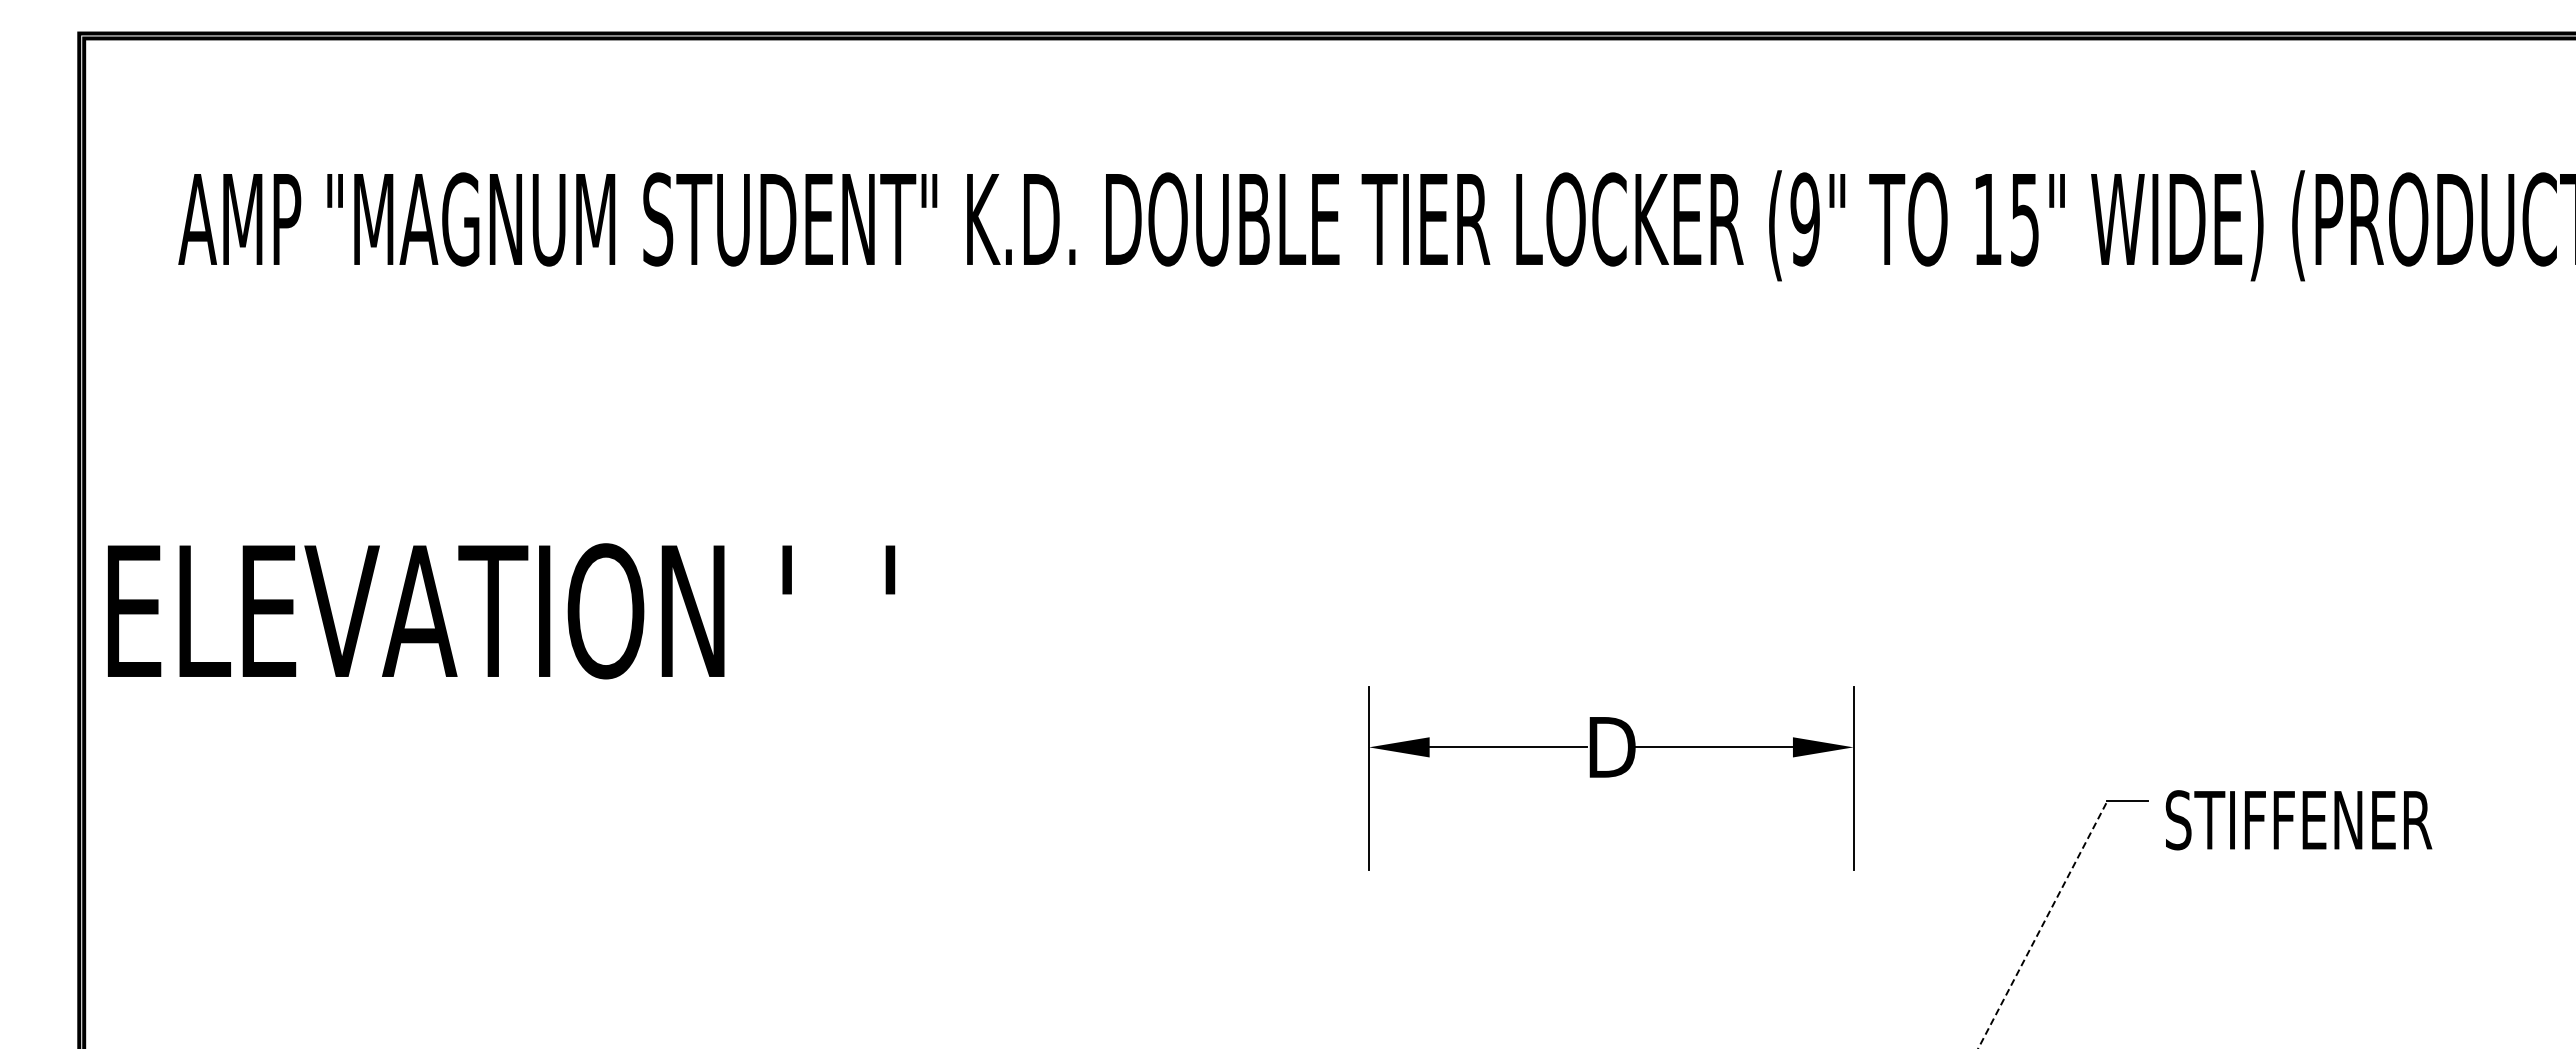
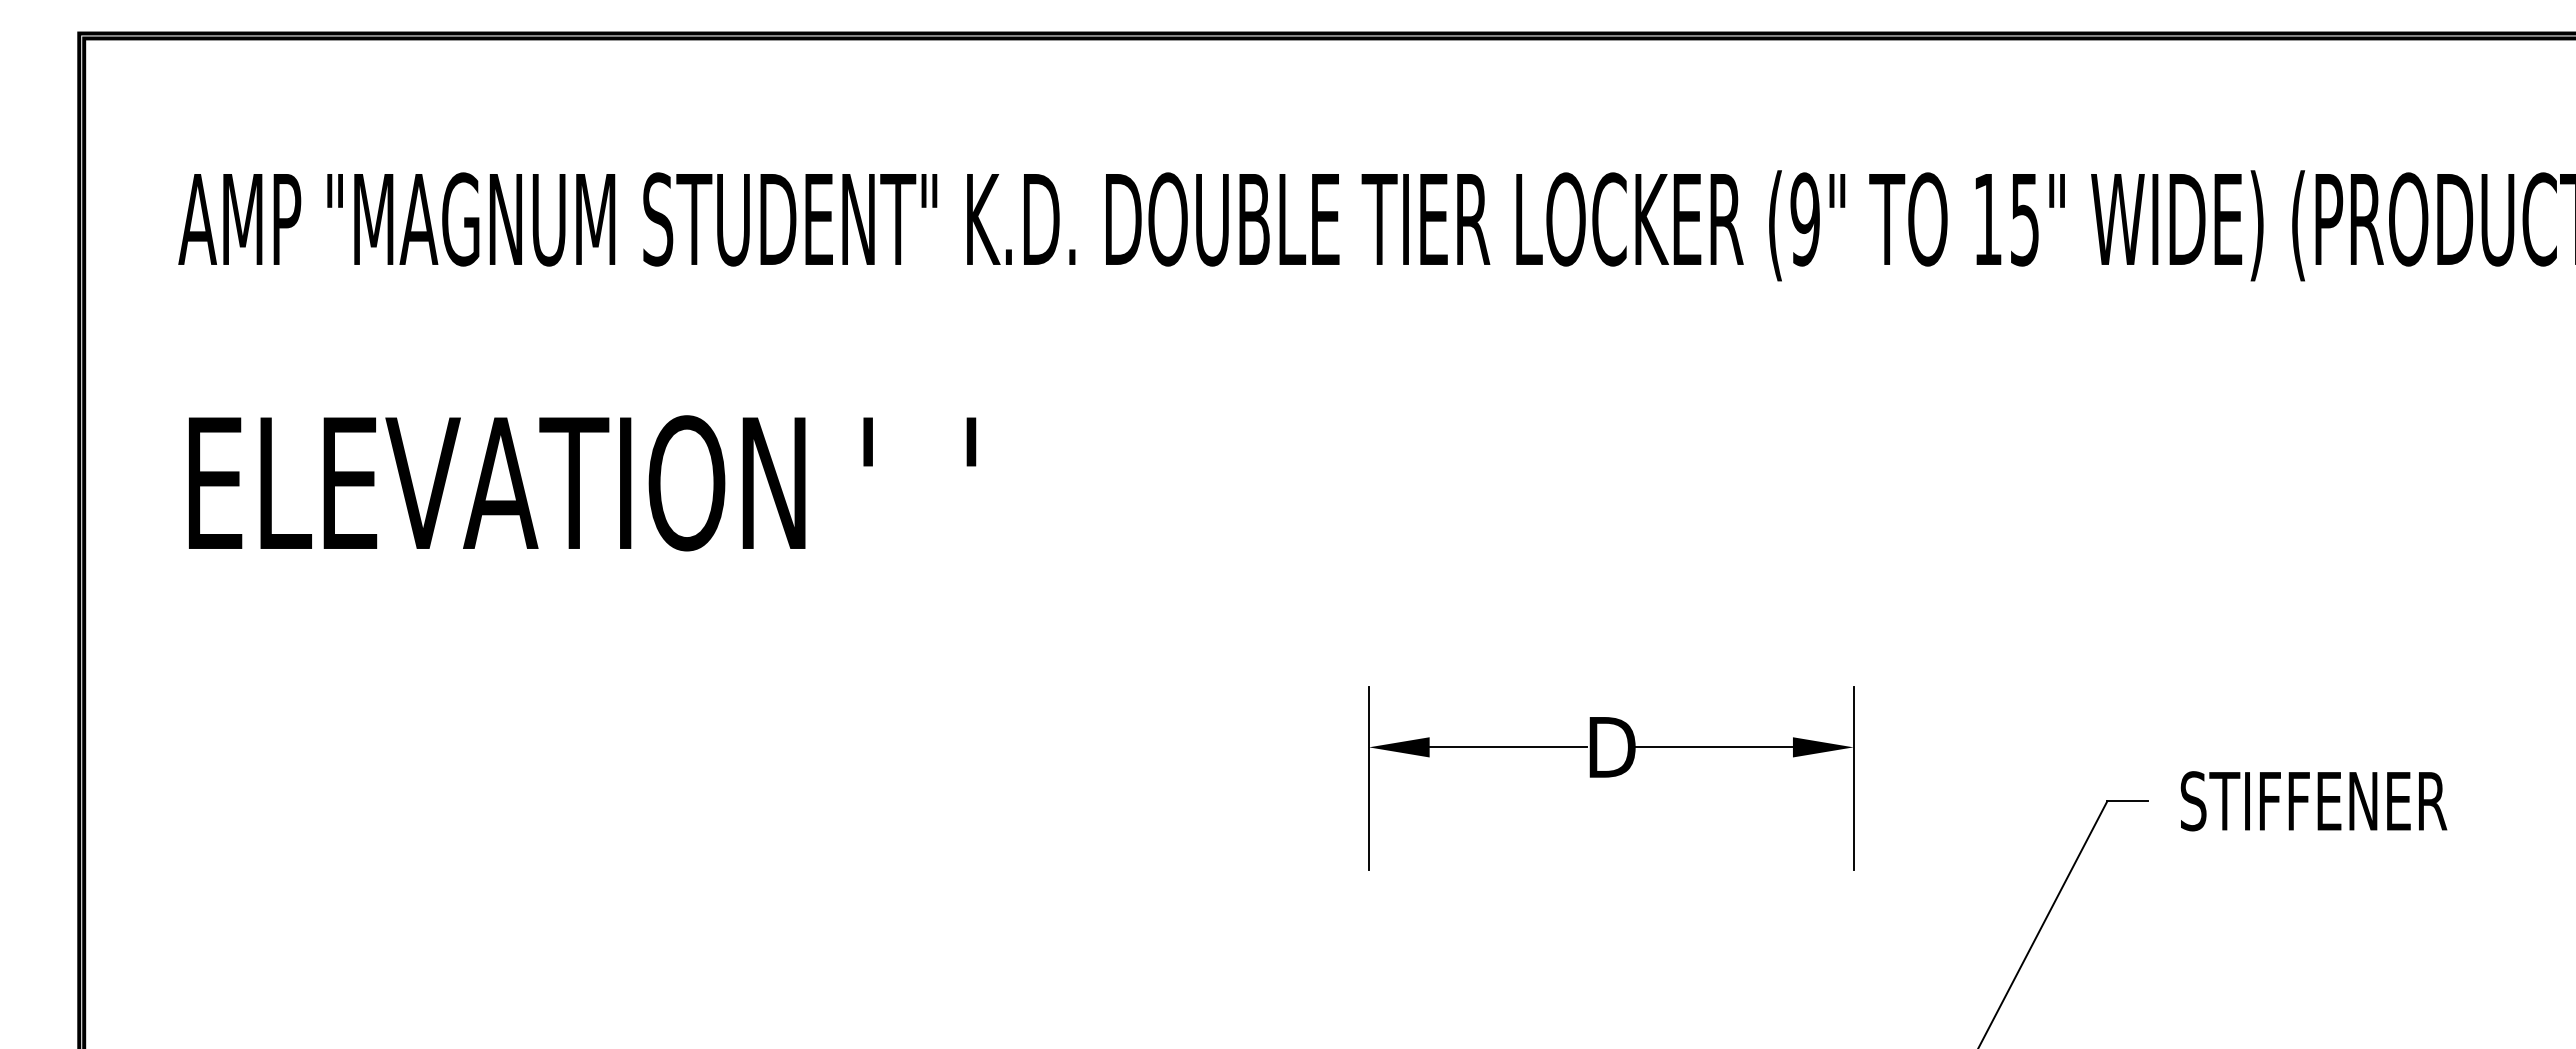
text position: (501, 611) -> (582, 483) (582, 483)
text position: (2298, 820) -> (2313, 801) (2313, 801)
line: dashed -> solid (2042, 925)
